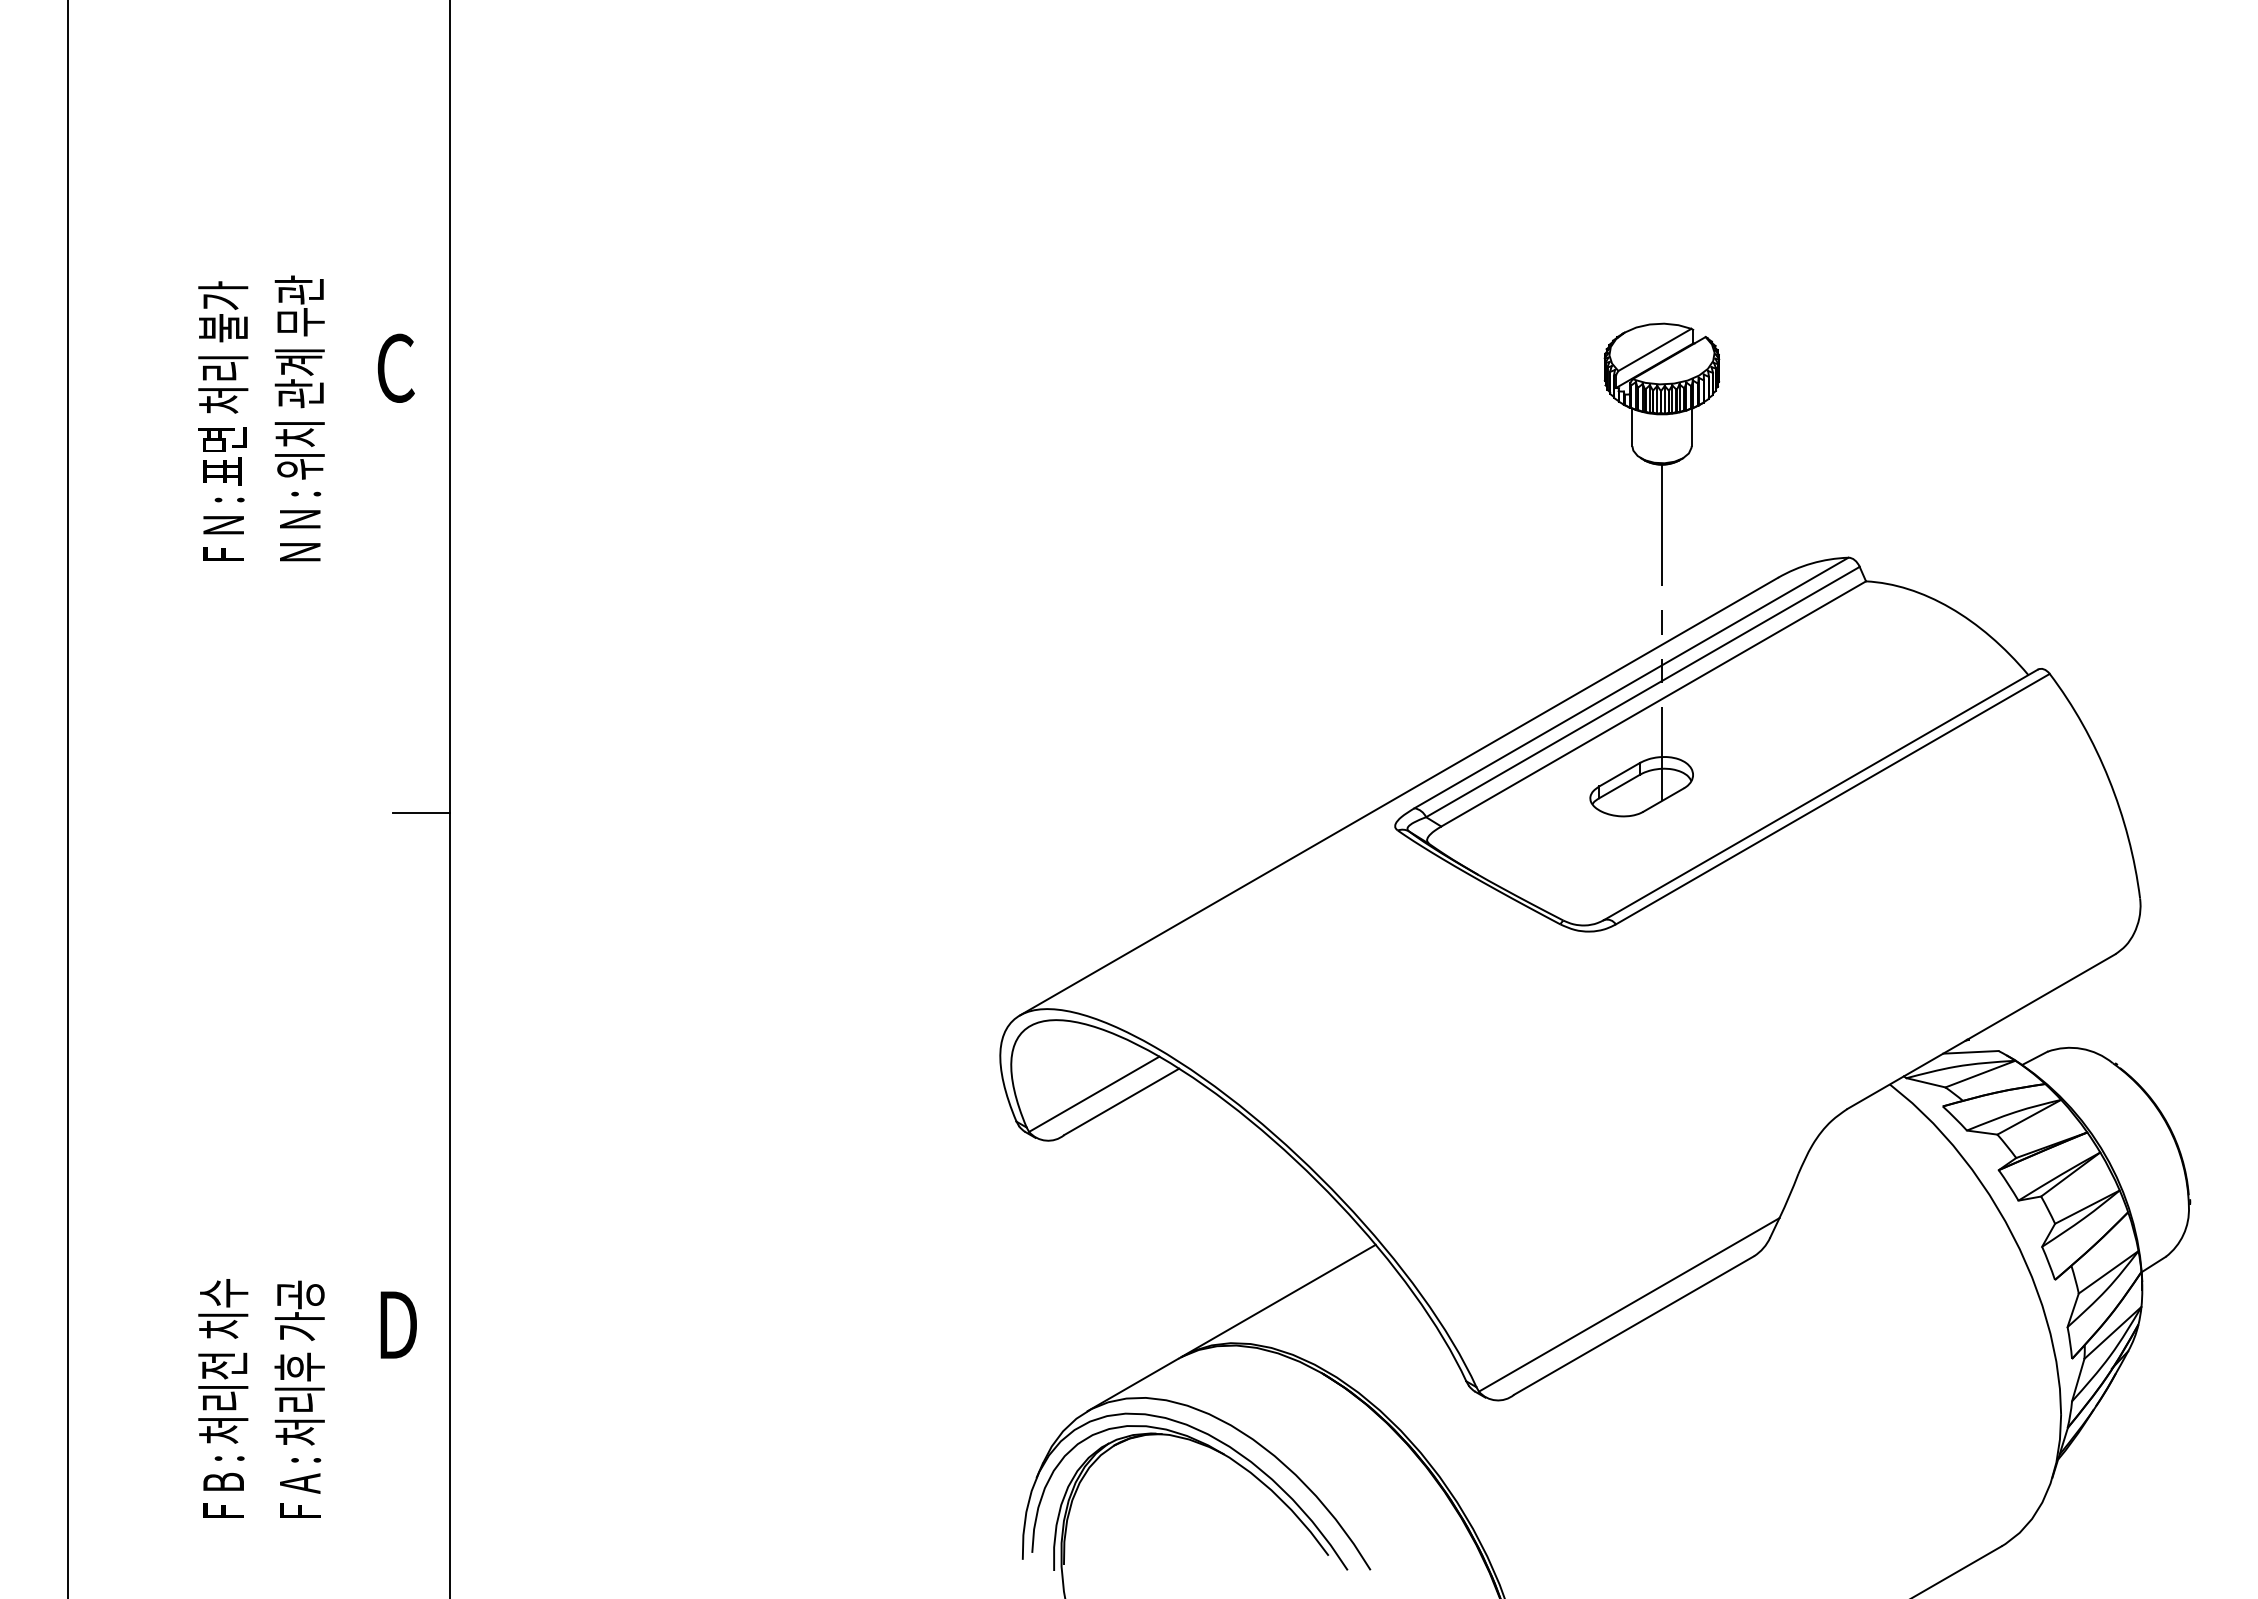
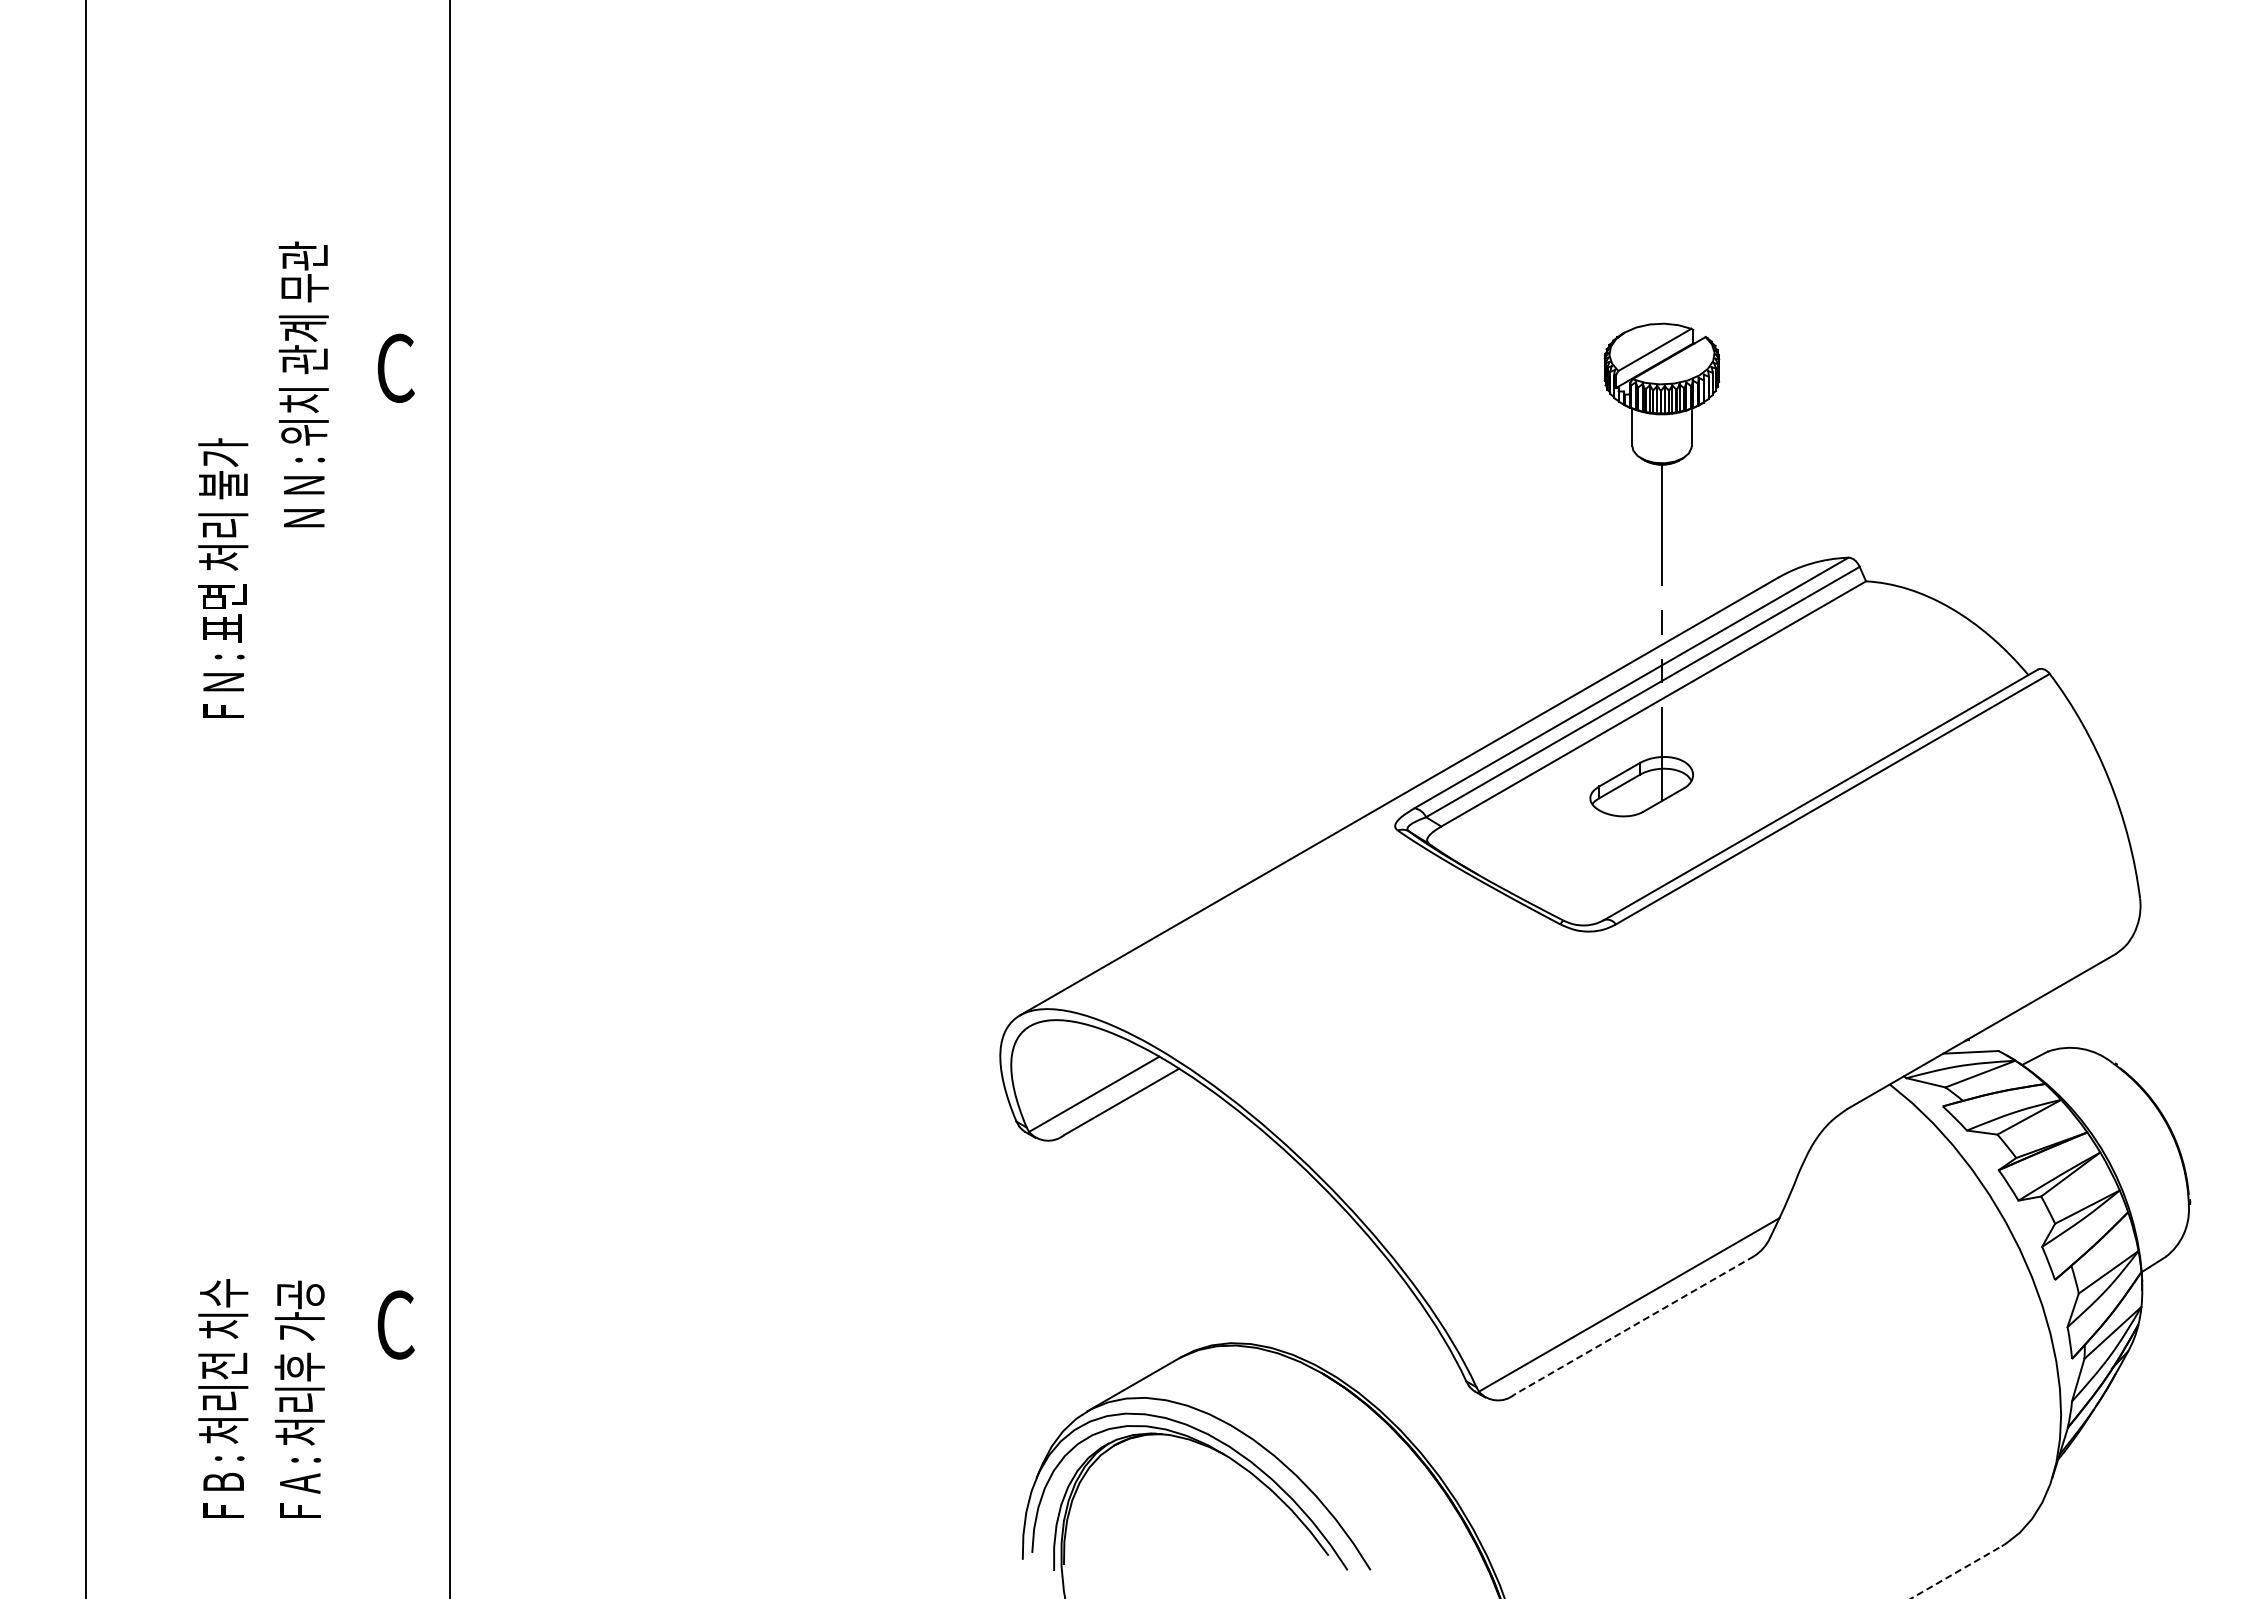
text position: (299, 418) -> (303, 384) (303, 384)
text position: (223, 420) -> (223, 577) (223, 577)
line position: (67, 798) -> (85, 798) (85, 798)
line: present -> none (421, 813)
line: present -> none (1278, 1300)
text: D -> C (396, 1324)
line: solid -> dashed (1634, 1325)
line: solid -> dashed (1956, 1572)
